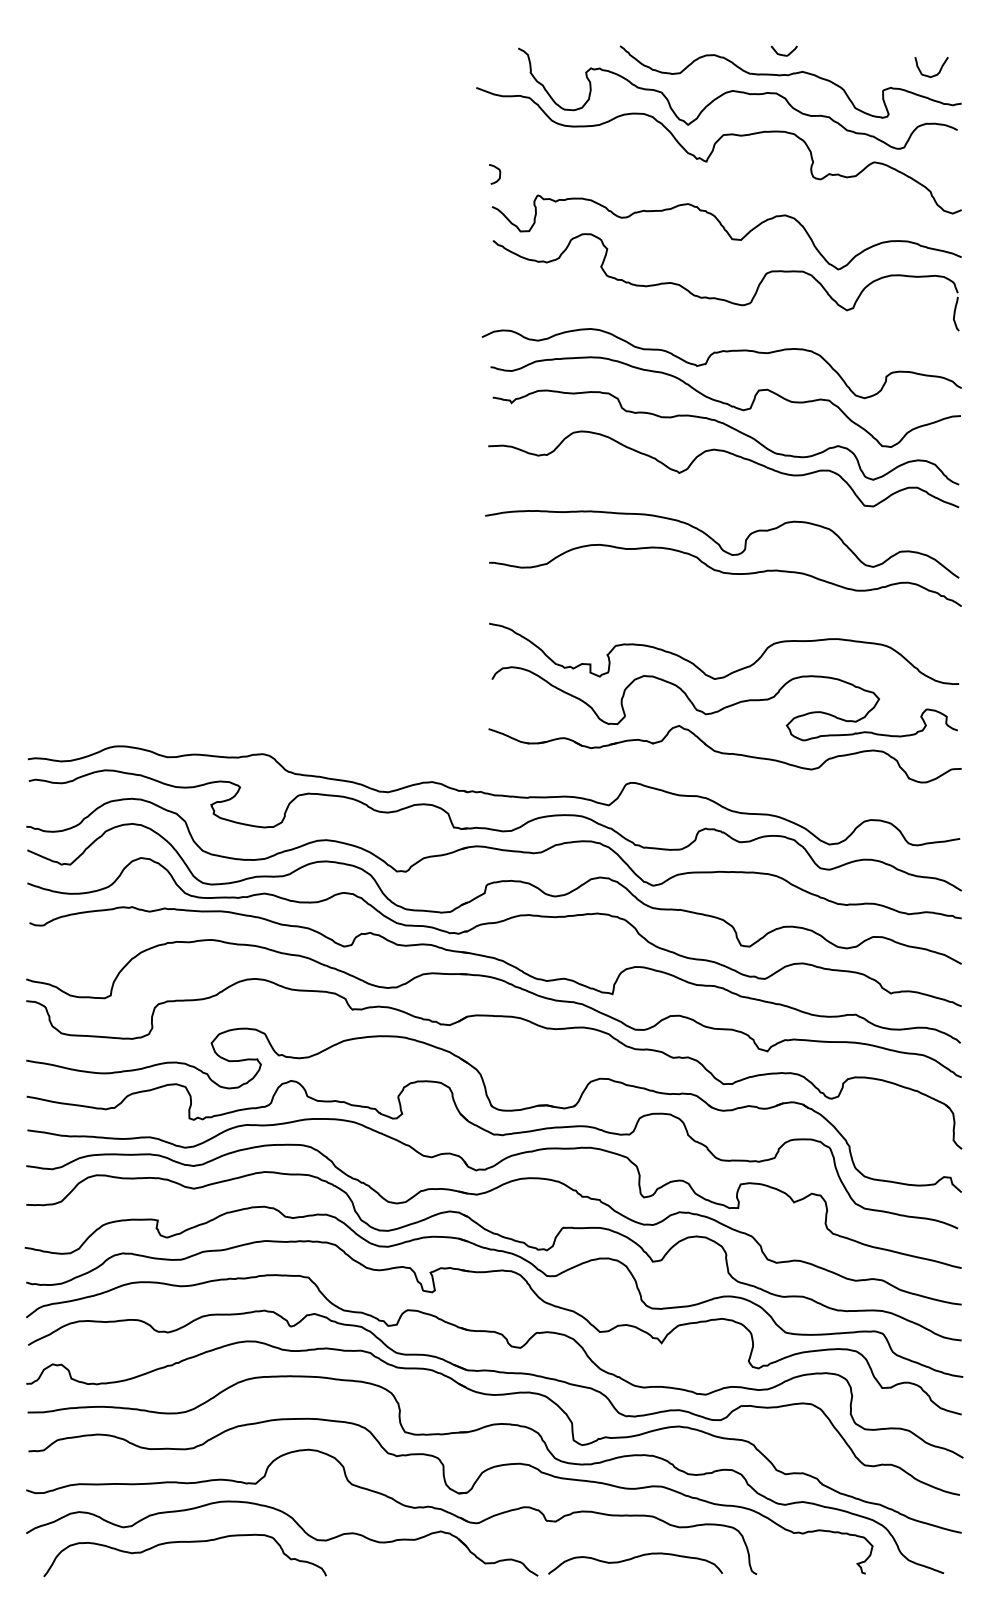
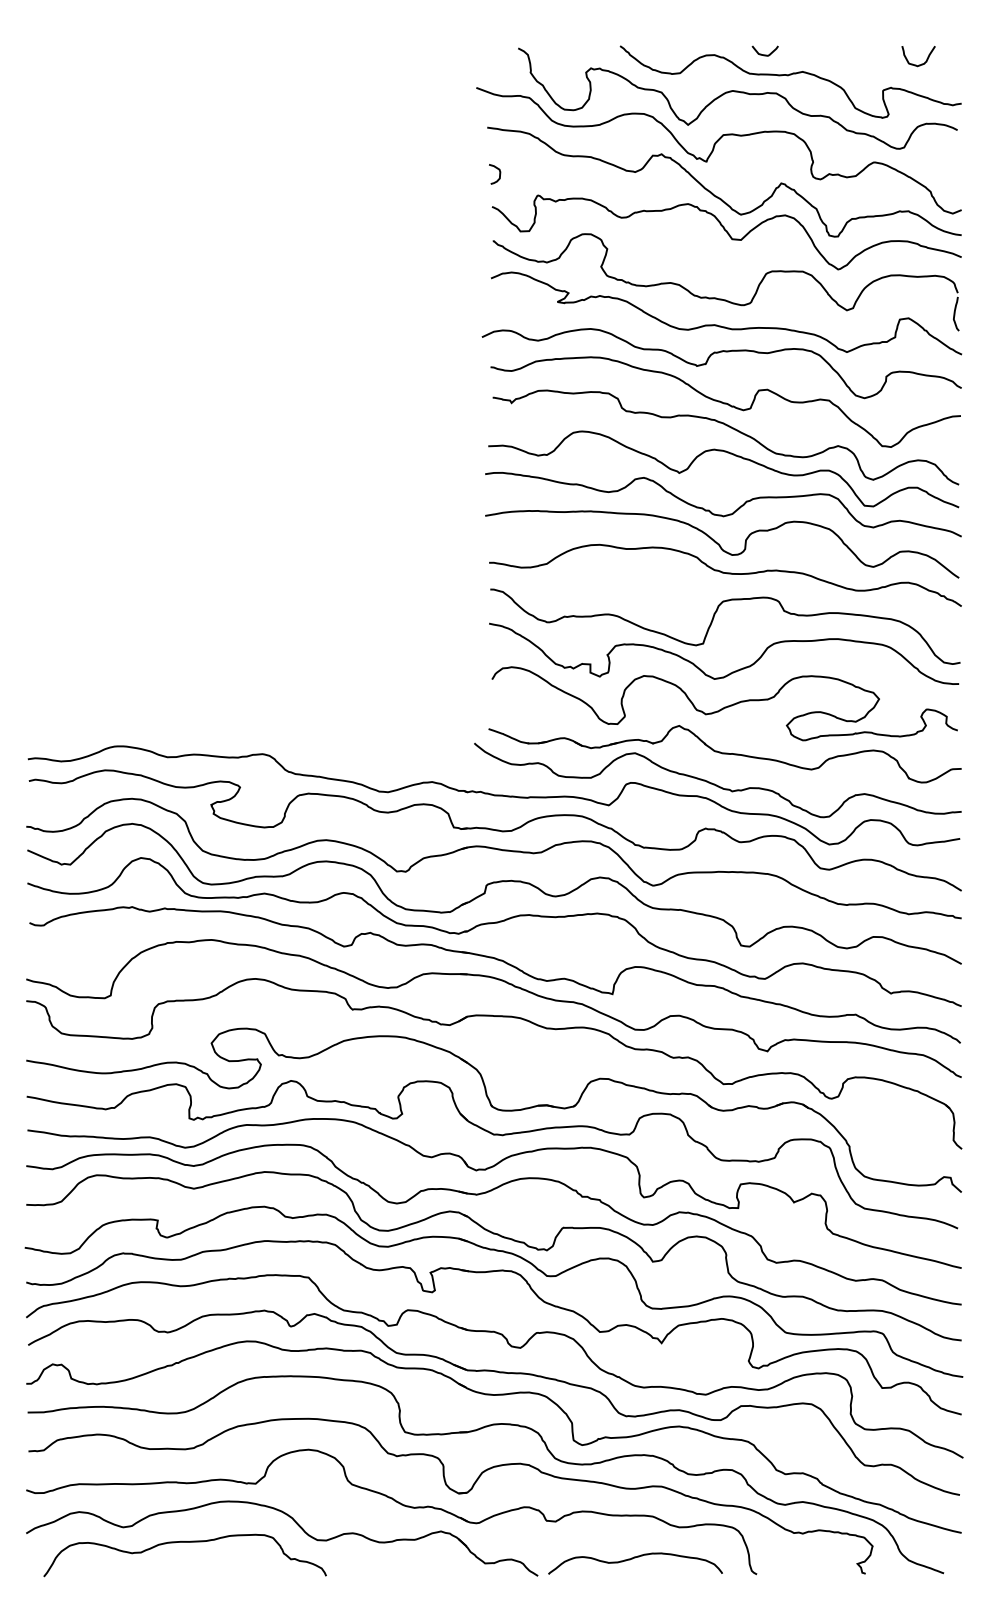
curve position: (783, 54) -> (764, 54) (764, 54)
curve position: (934, 74) -> (921, 63) (921, 63)
curve: none -> present (716, 195)
curve: none -> present (721, 325)
curve: none -> present (721, 514)
curve: none -> present (712, 623)
curve: none -> present (716, 784)
